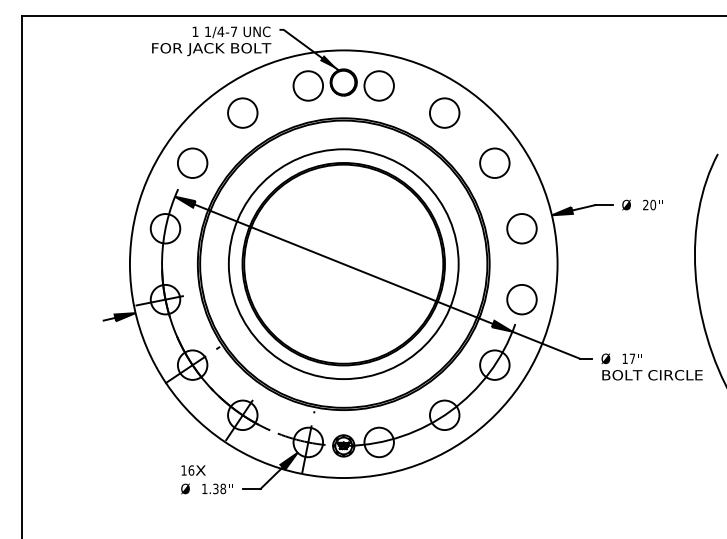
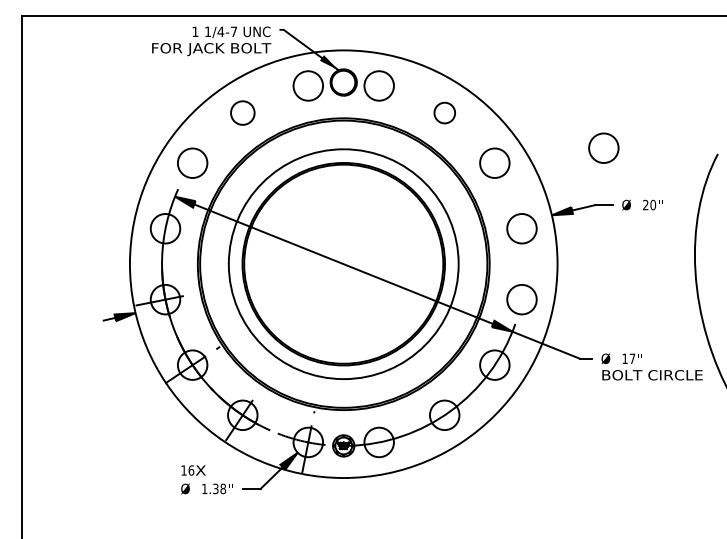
circle size: 32x32 px -> 26x26 px (242, 112)
circle size: 32x32 px -> 23x24 px (444, 112)
circle: none -> present (603, 147)
